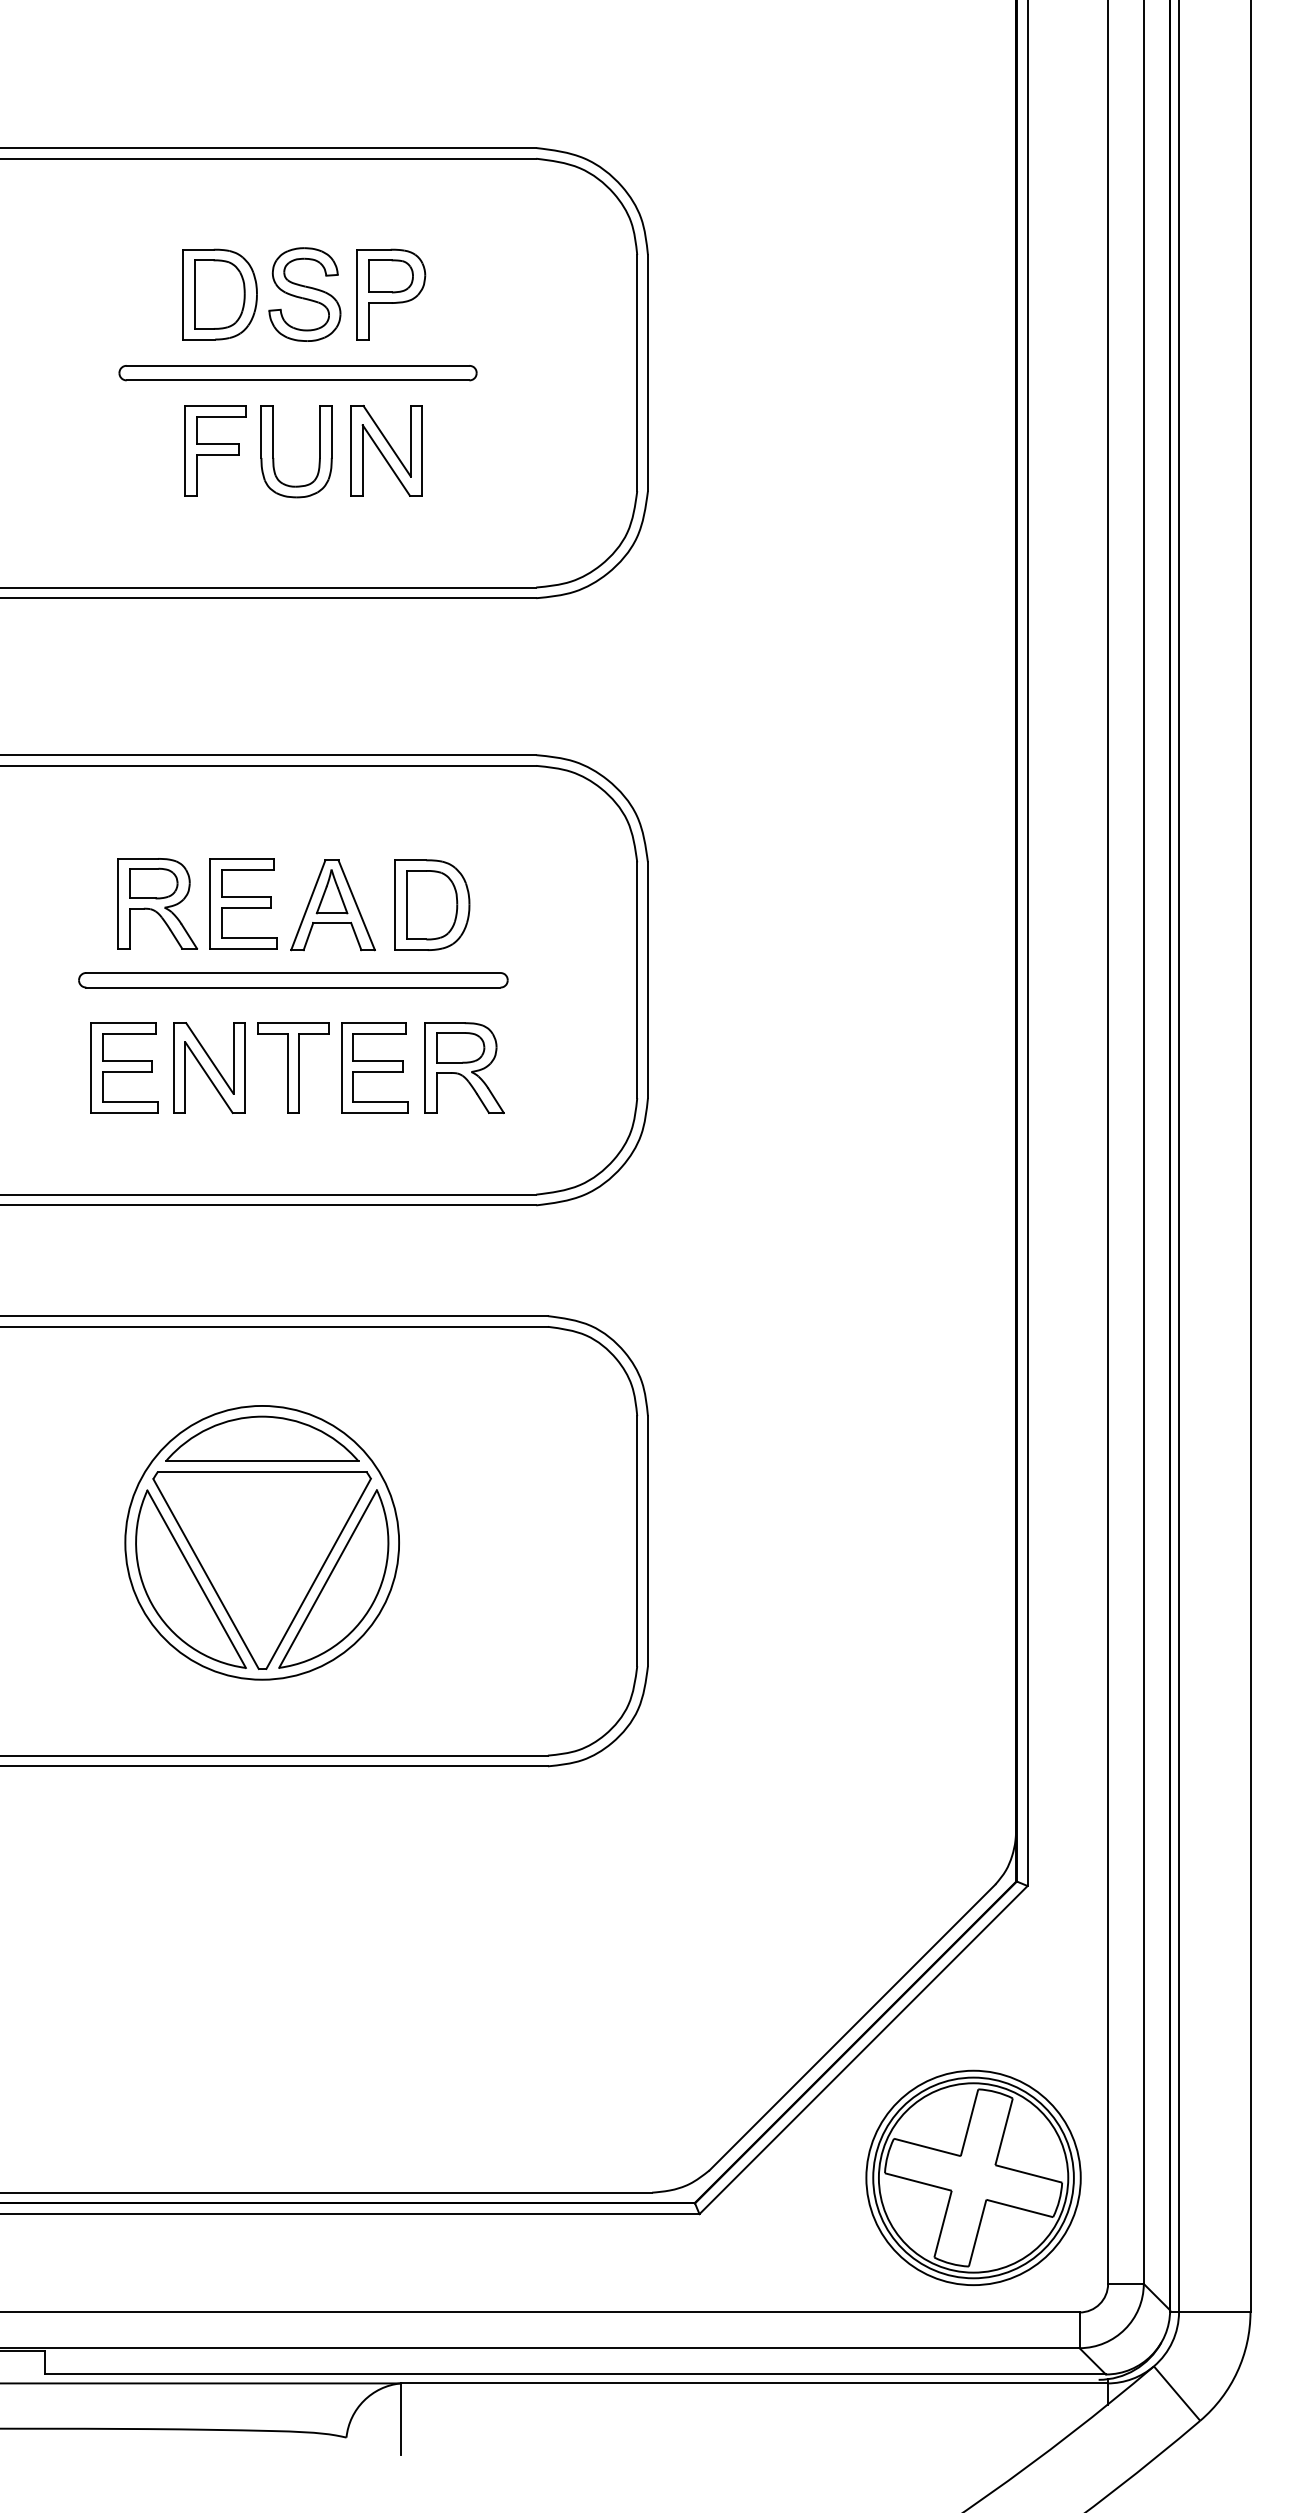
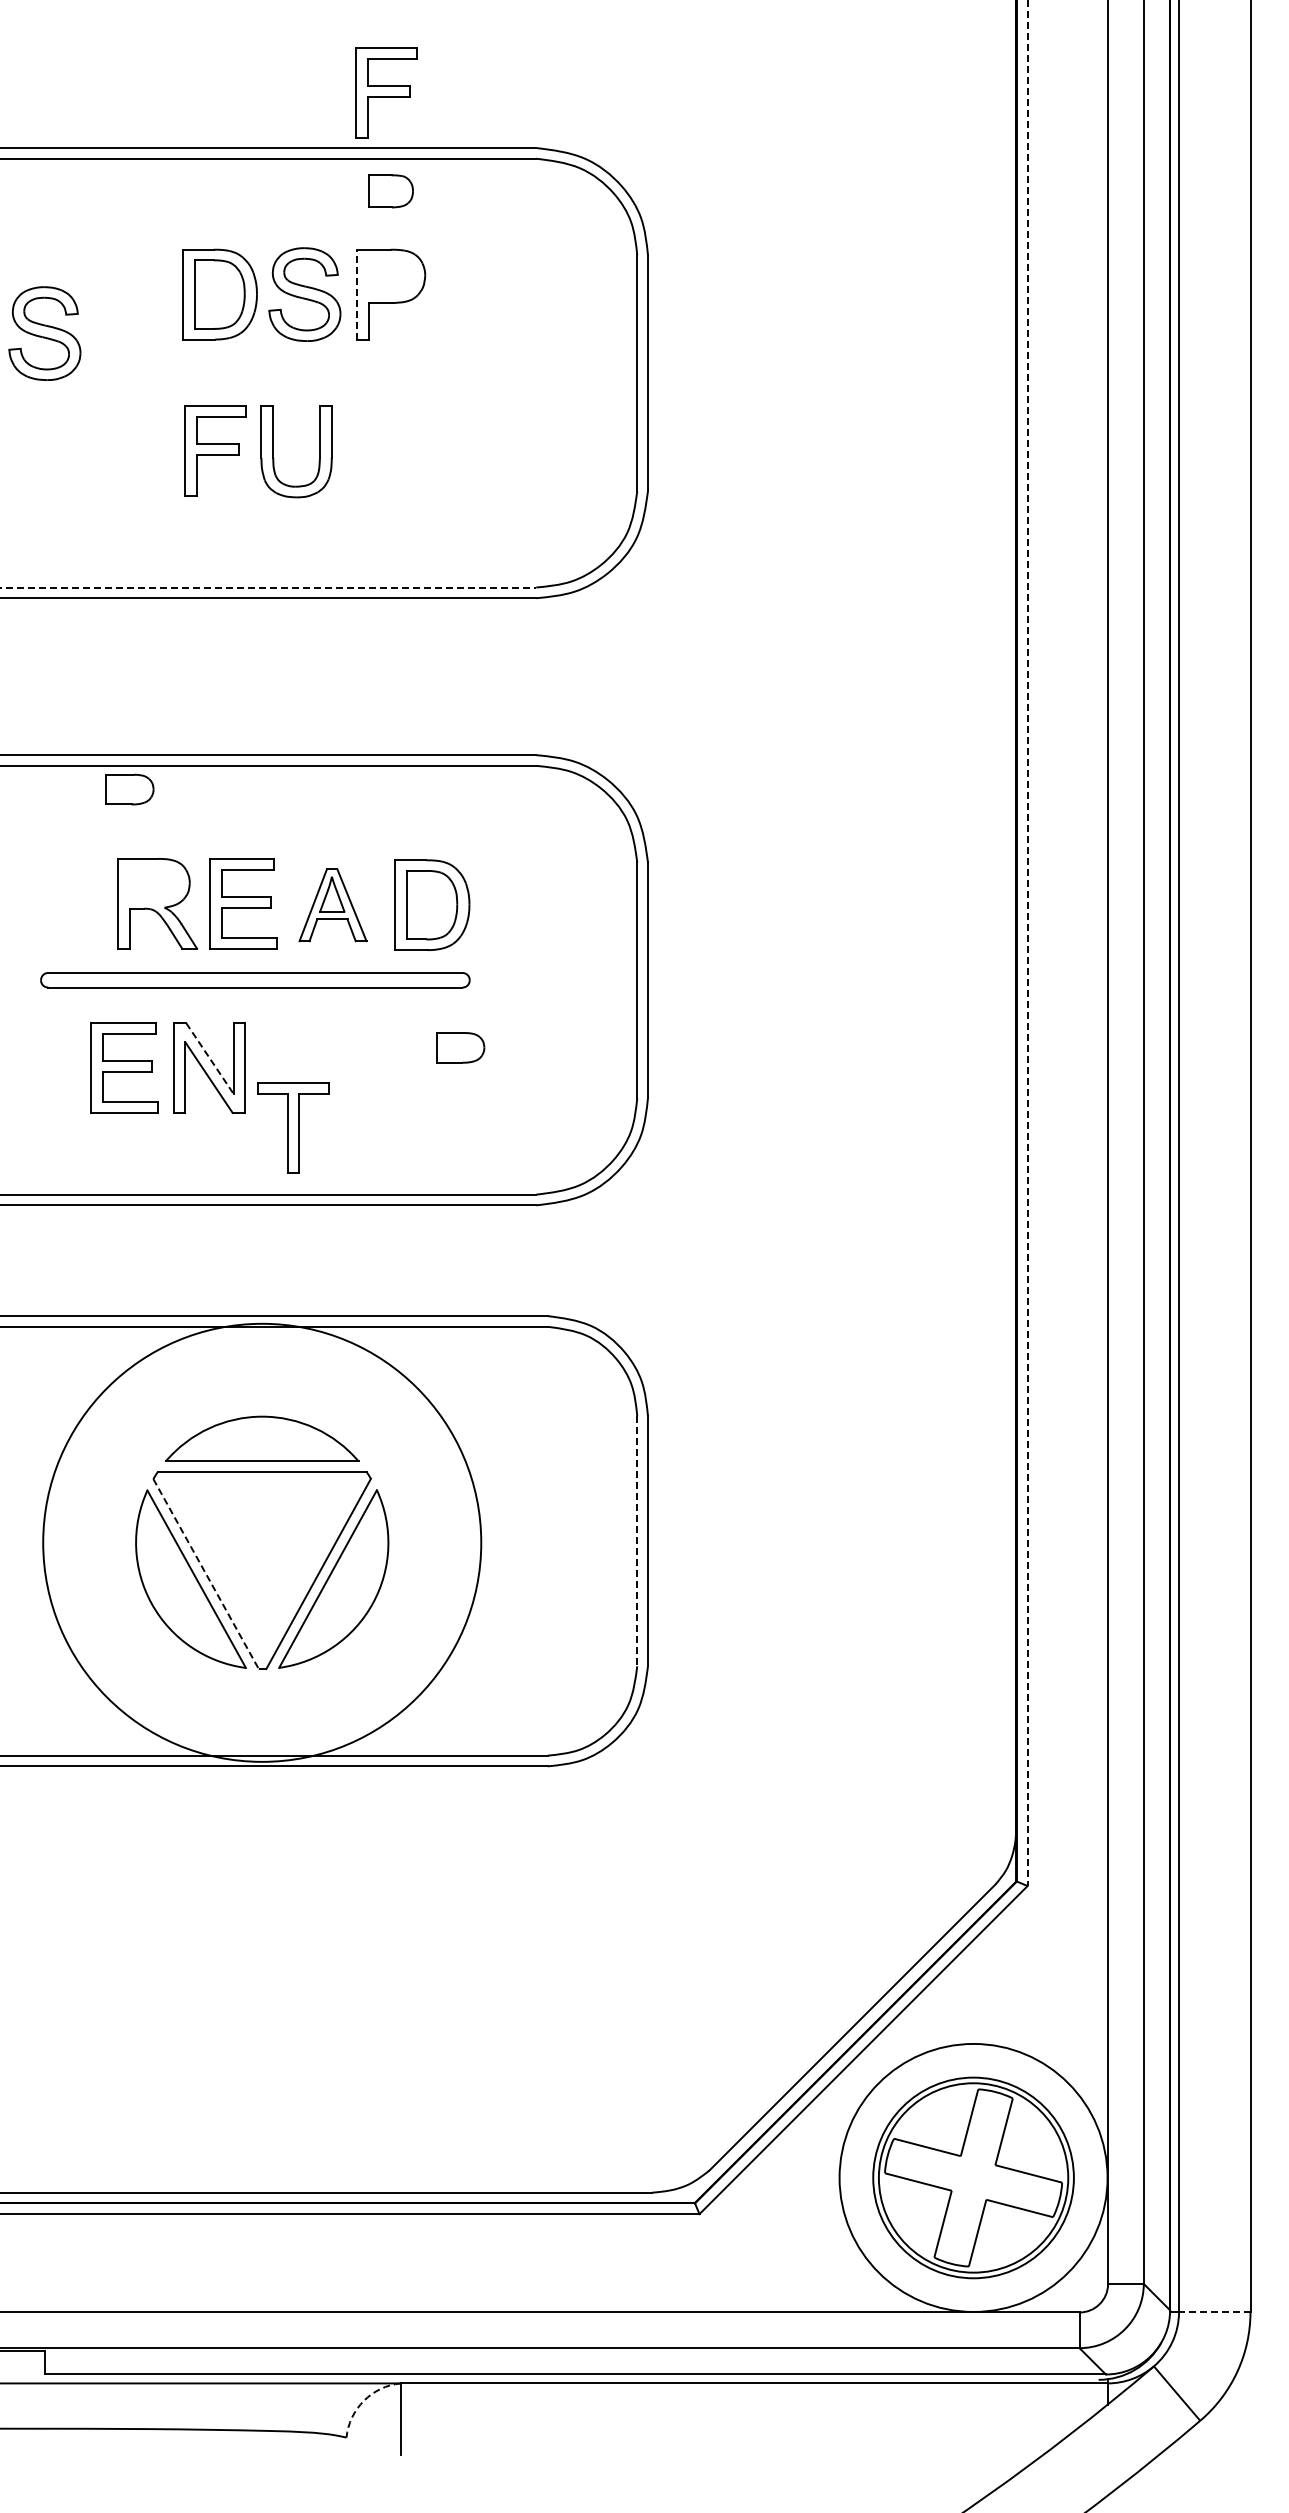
part: none -> present (386, 92)
part position: (390, 276) -> (390, 191) (390, 191)
line: solid -> dashed (356, 294)
part: none -> present (44, 333)
part: present -> none (297, 373)
part: present -> none (386, 450)
line: solid -> dashed (268, 587)
part position: (153, 883) -> (129, 789) (129, 789)
part size: 86x93 px -> 70x75 px (332, 905)
line: solid -> dashed (1027, 943)
part position: (293, 980) -> (255, 980) (255, 980)
line: solid -> dashed (210, 1058)
part position: (293, 1067) -> (293, 1127) (293, 1127)
part: present -> none (374, 1067)
part: present -> none (464, 1067)
line: solid -> dashed (637, 1541)
circle diameter: 274 px -> 438 px (262, 1542)
line: solid -> dashed (206, 1574)
circle diameter: 214 px -> 268 px (973, 2177)
line: solid -> dashed (1214, 2311)
arc: solid -> dashed (363, 2400)
